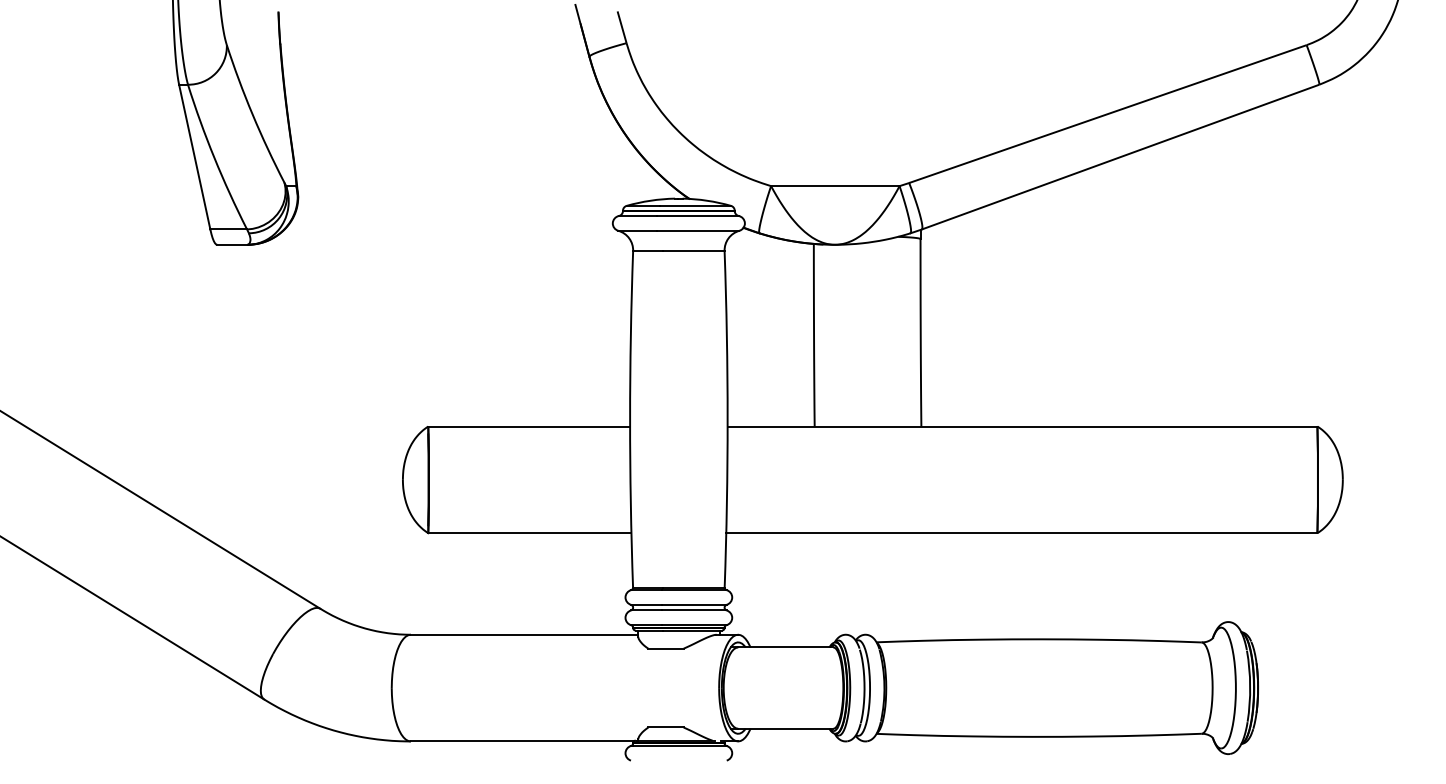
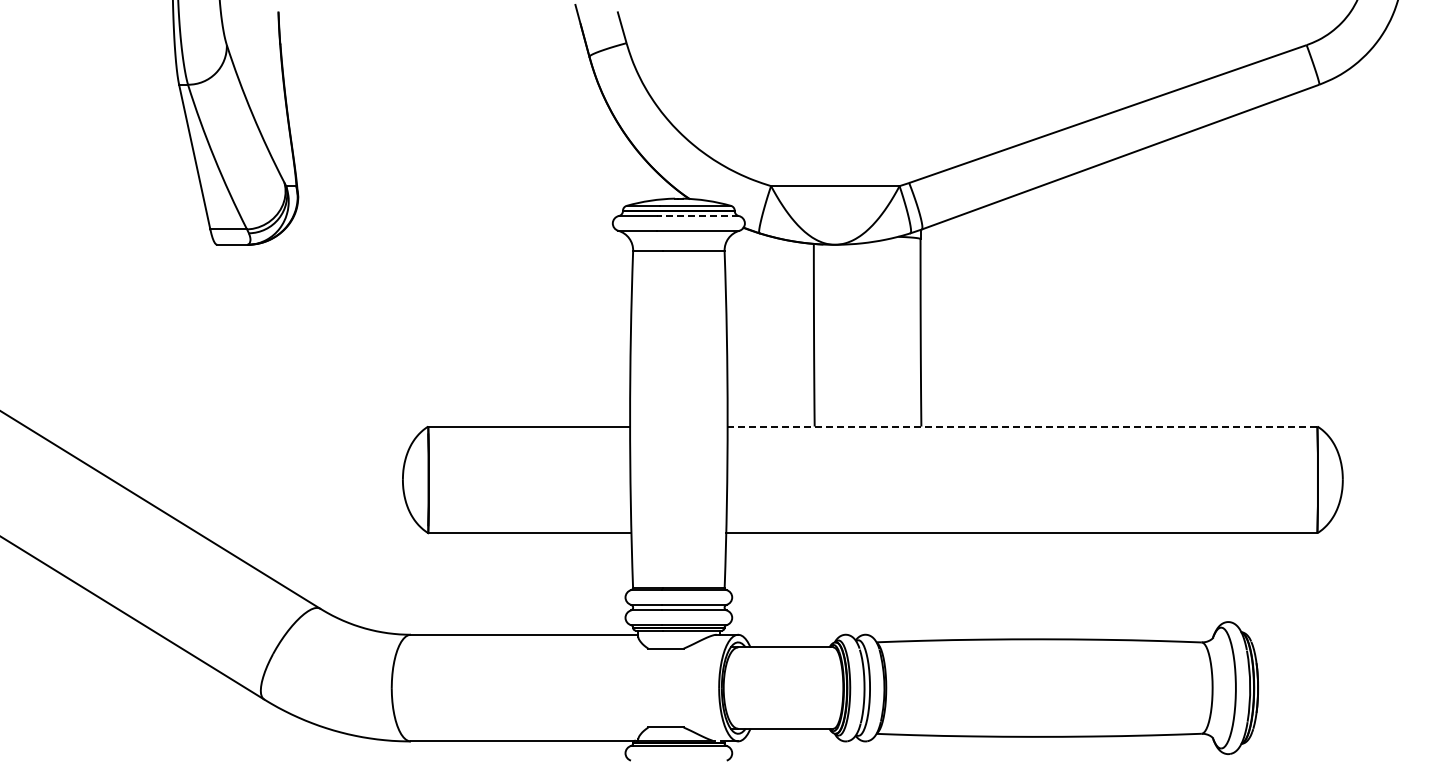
line: solid -> dashed (698, 216)
line: solid -> dashed (1022, 426)
